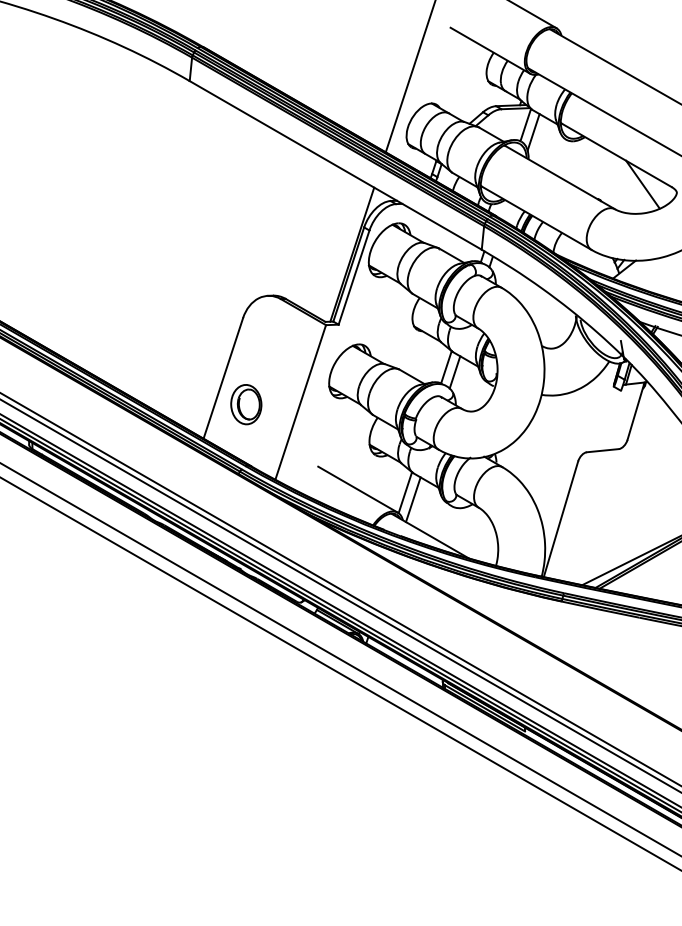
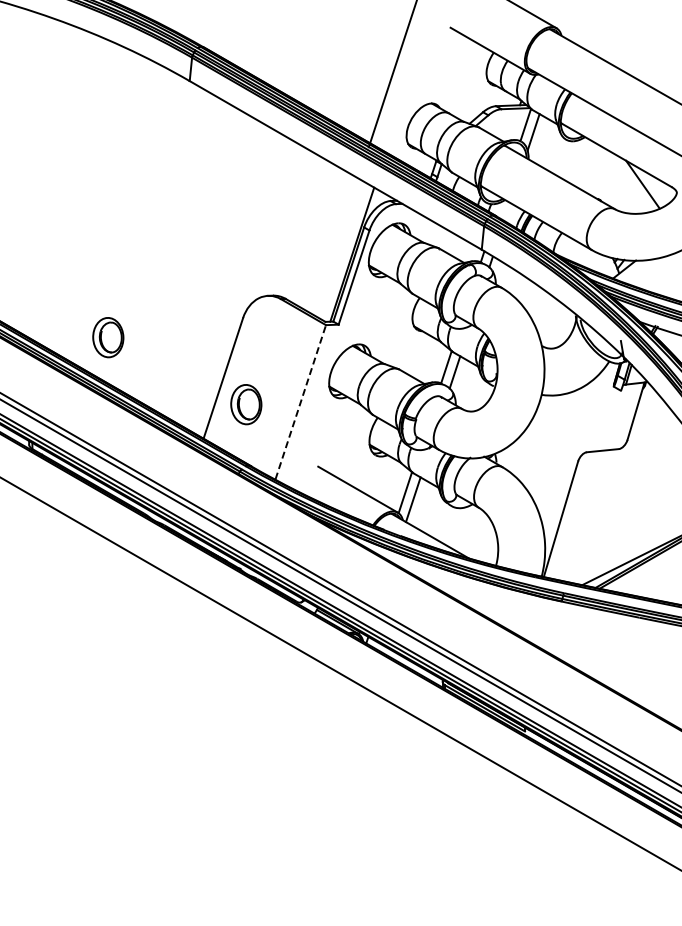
line position: (409, 77) -> (392, 74) (392, 74)
part: none -> present (108, 337)
line: solid -> dashed (300, 401)
line: present -> none (340, 659)
